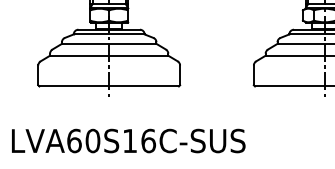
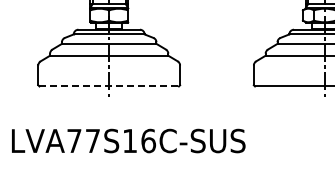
line: solid -> dashed (109, 86)
text: LVA60S16C-SUS -> LVA77S16C-SUS (83, 140)
